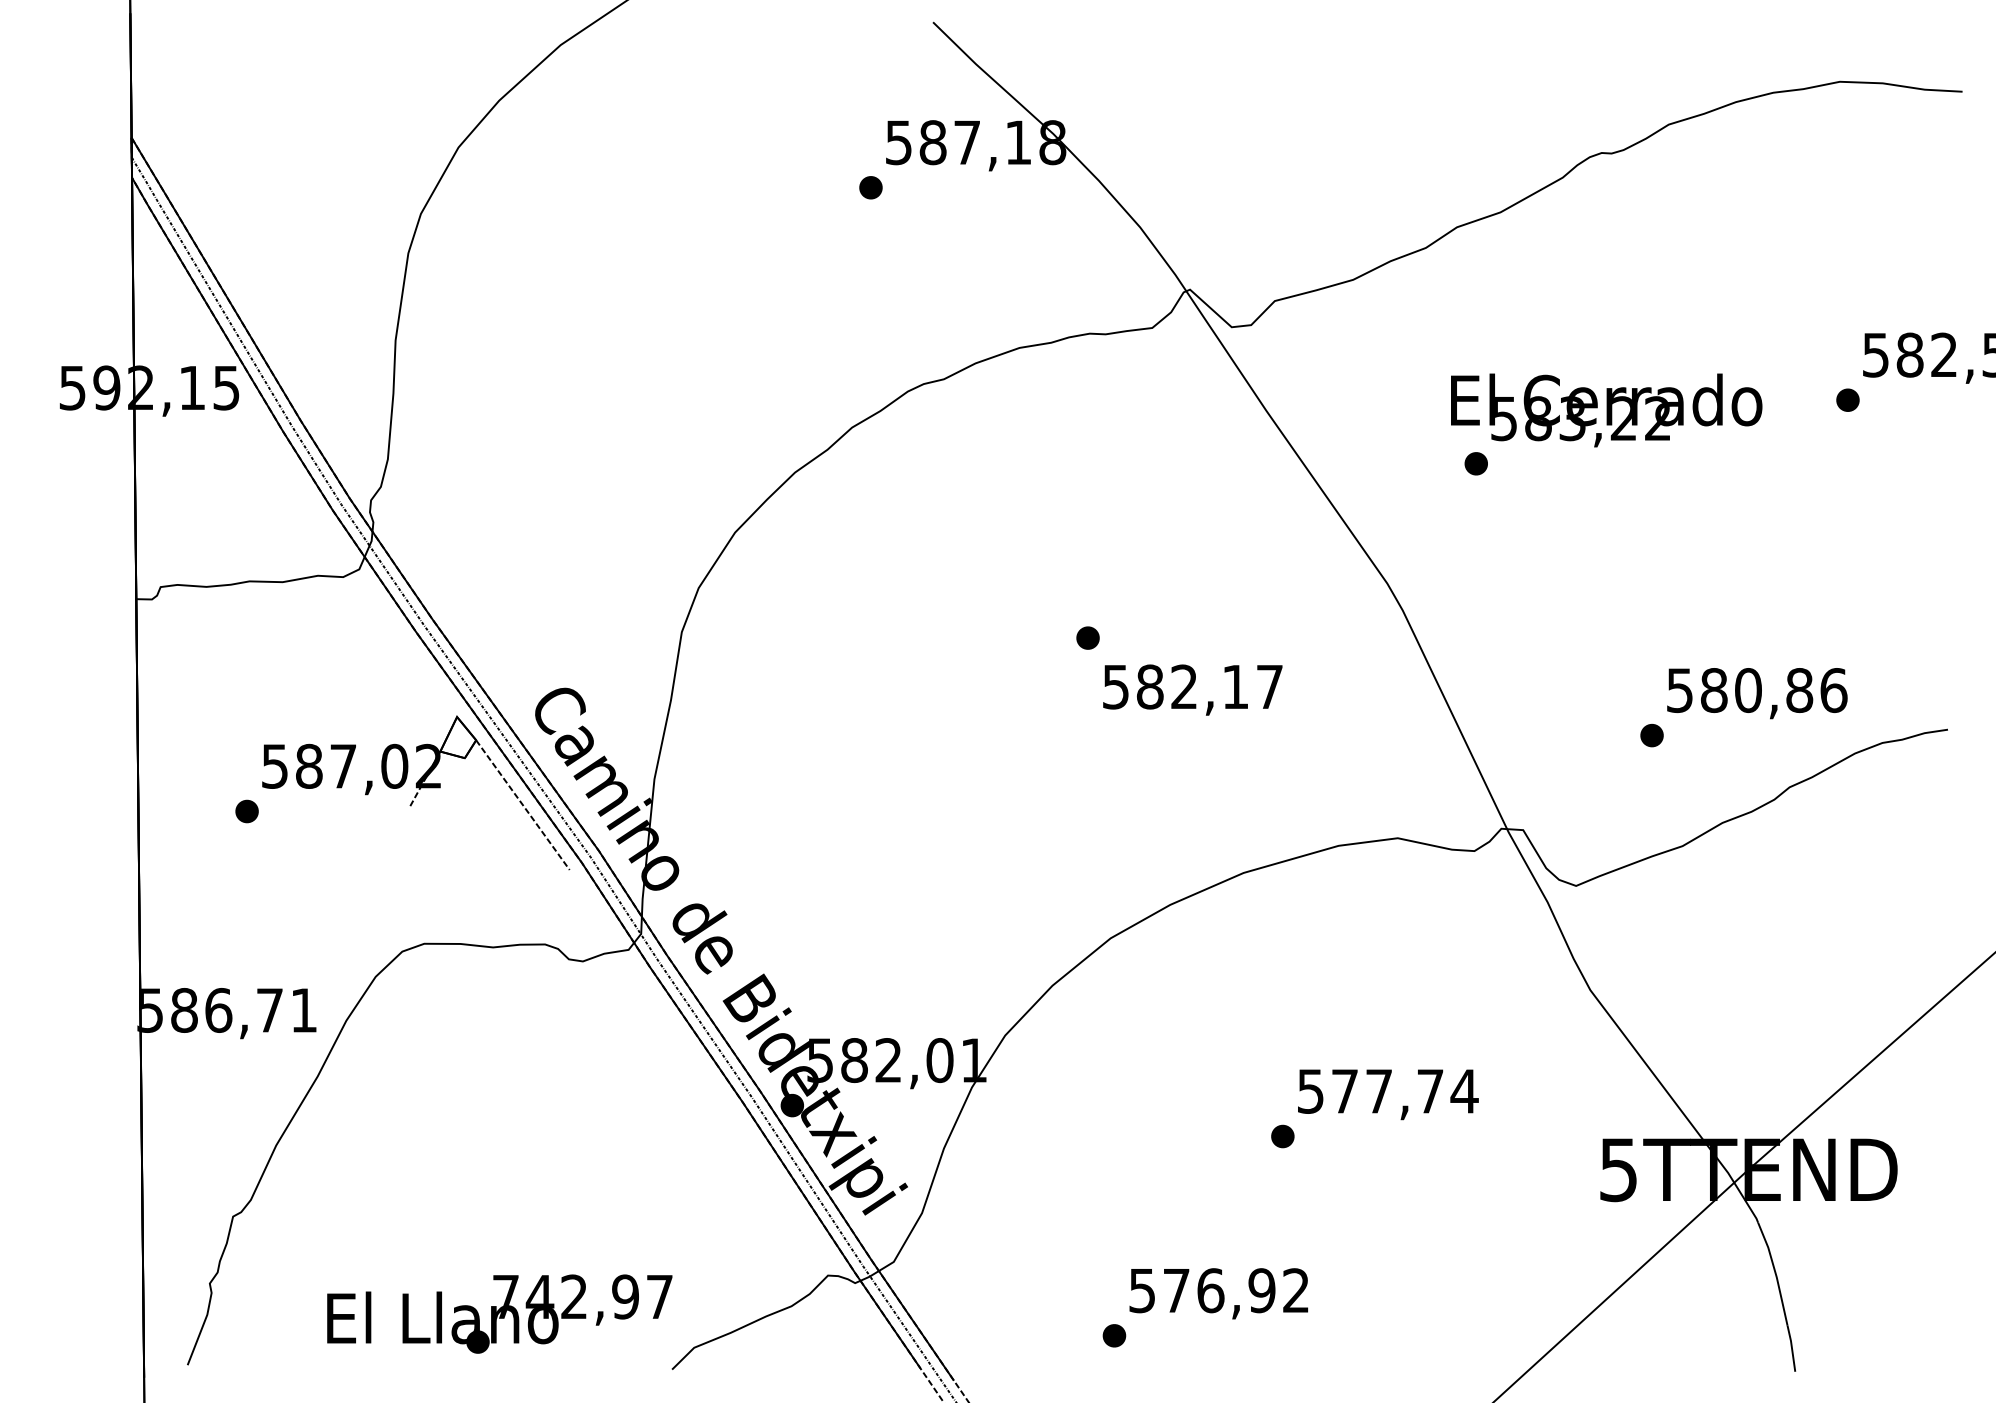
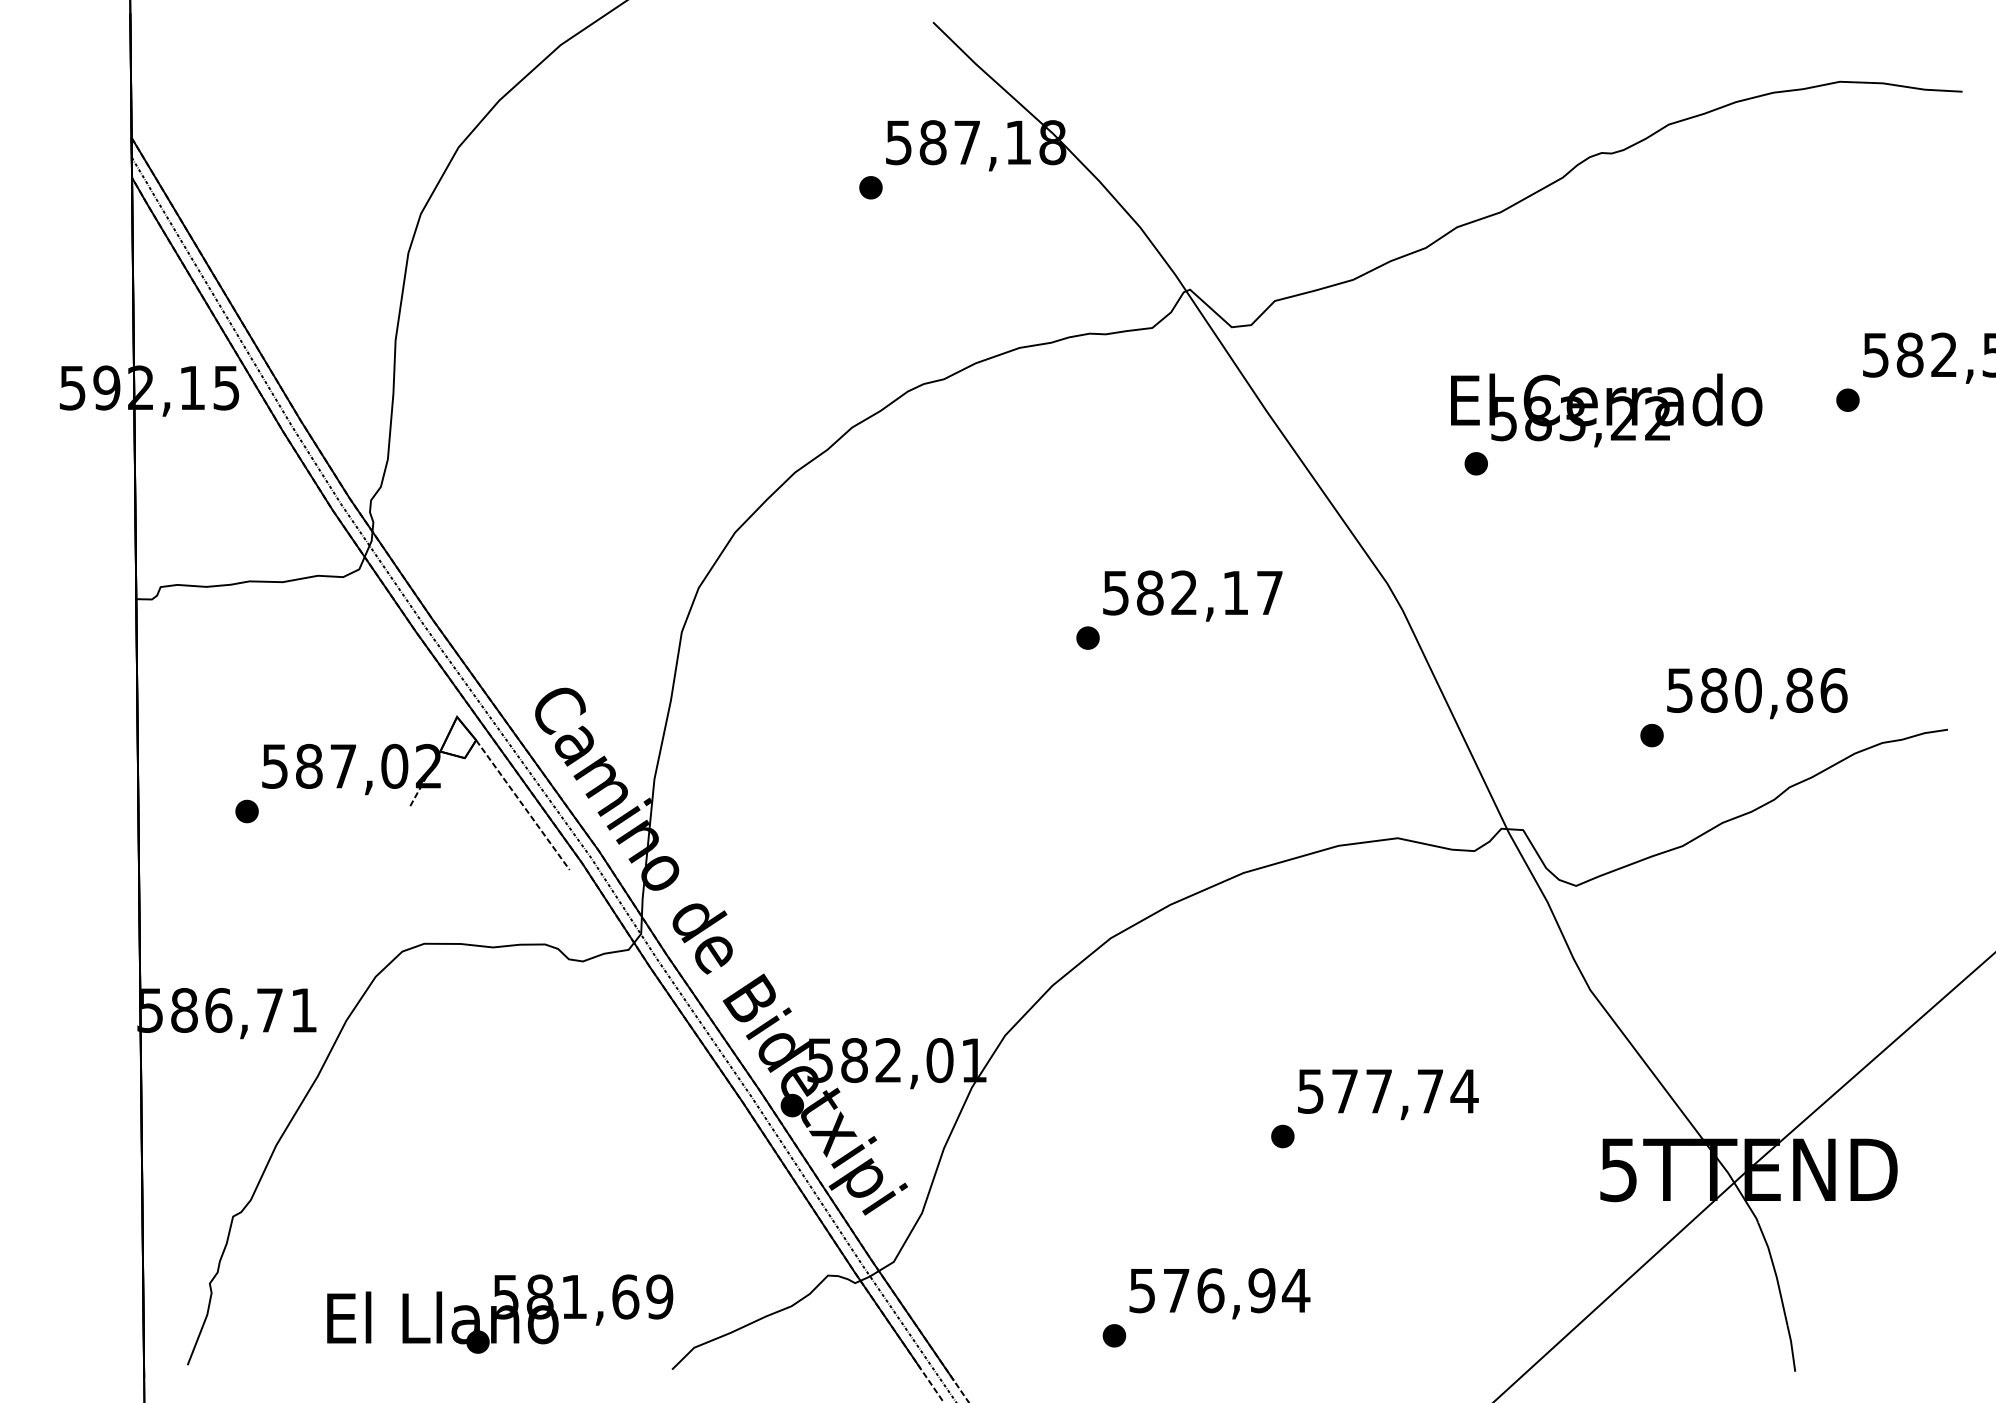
text position: (1192, 689) -> (1192, 595) (1192, 595)
text: 576,92 -> 576,94 (1296, 1290)
text: 742,97 -> 581,69 (583, 1296)
